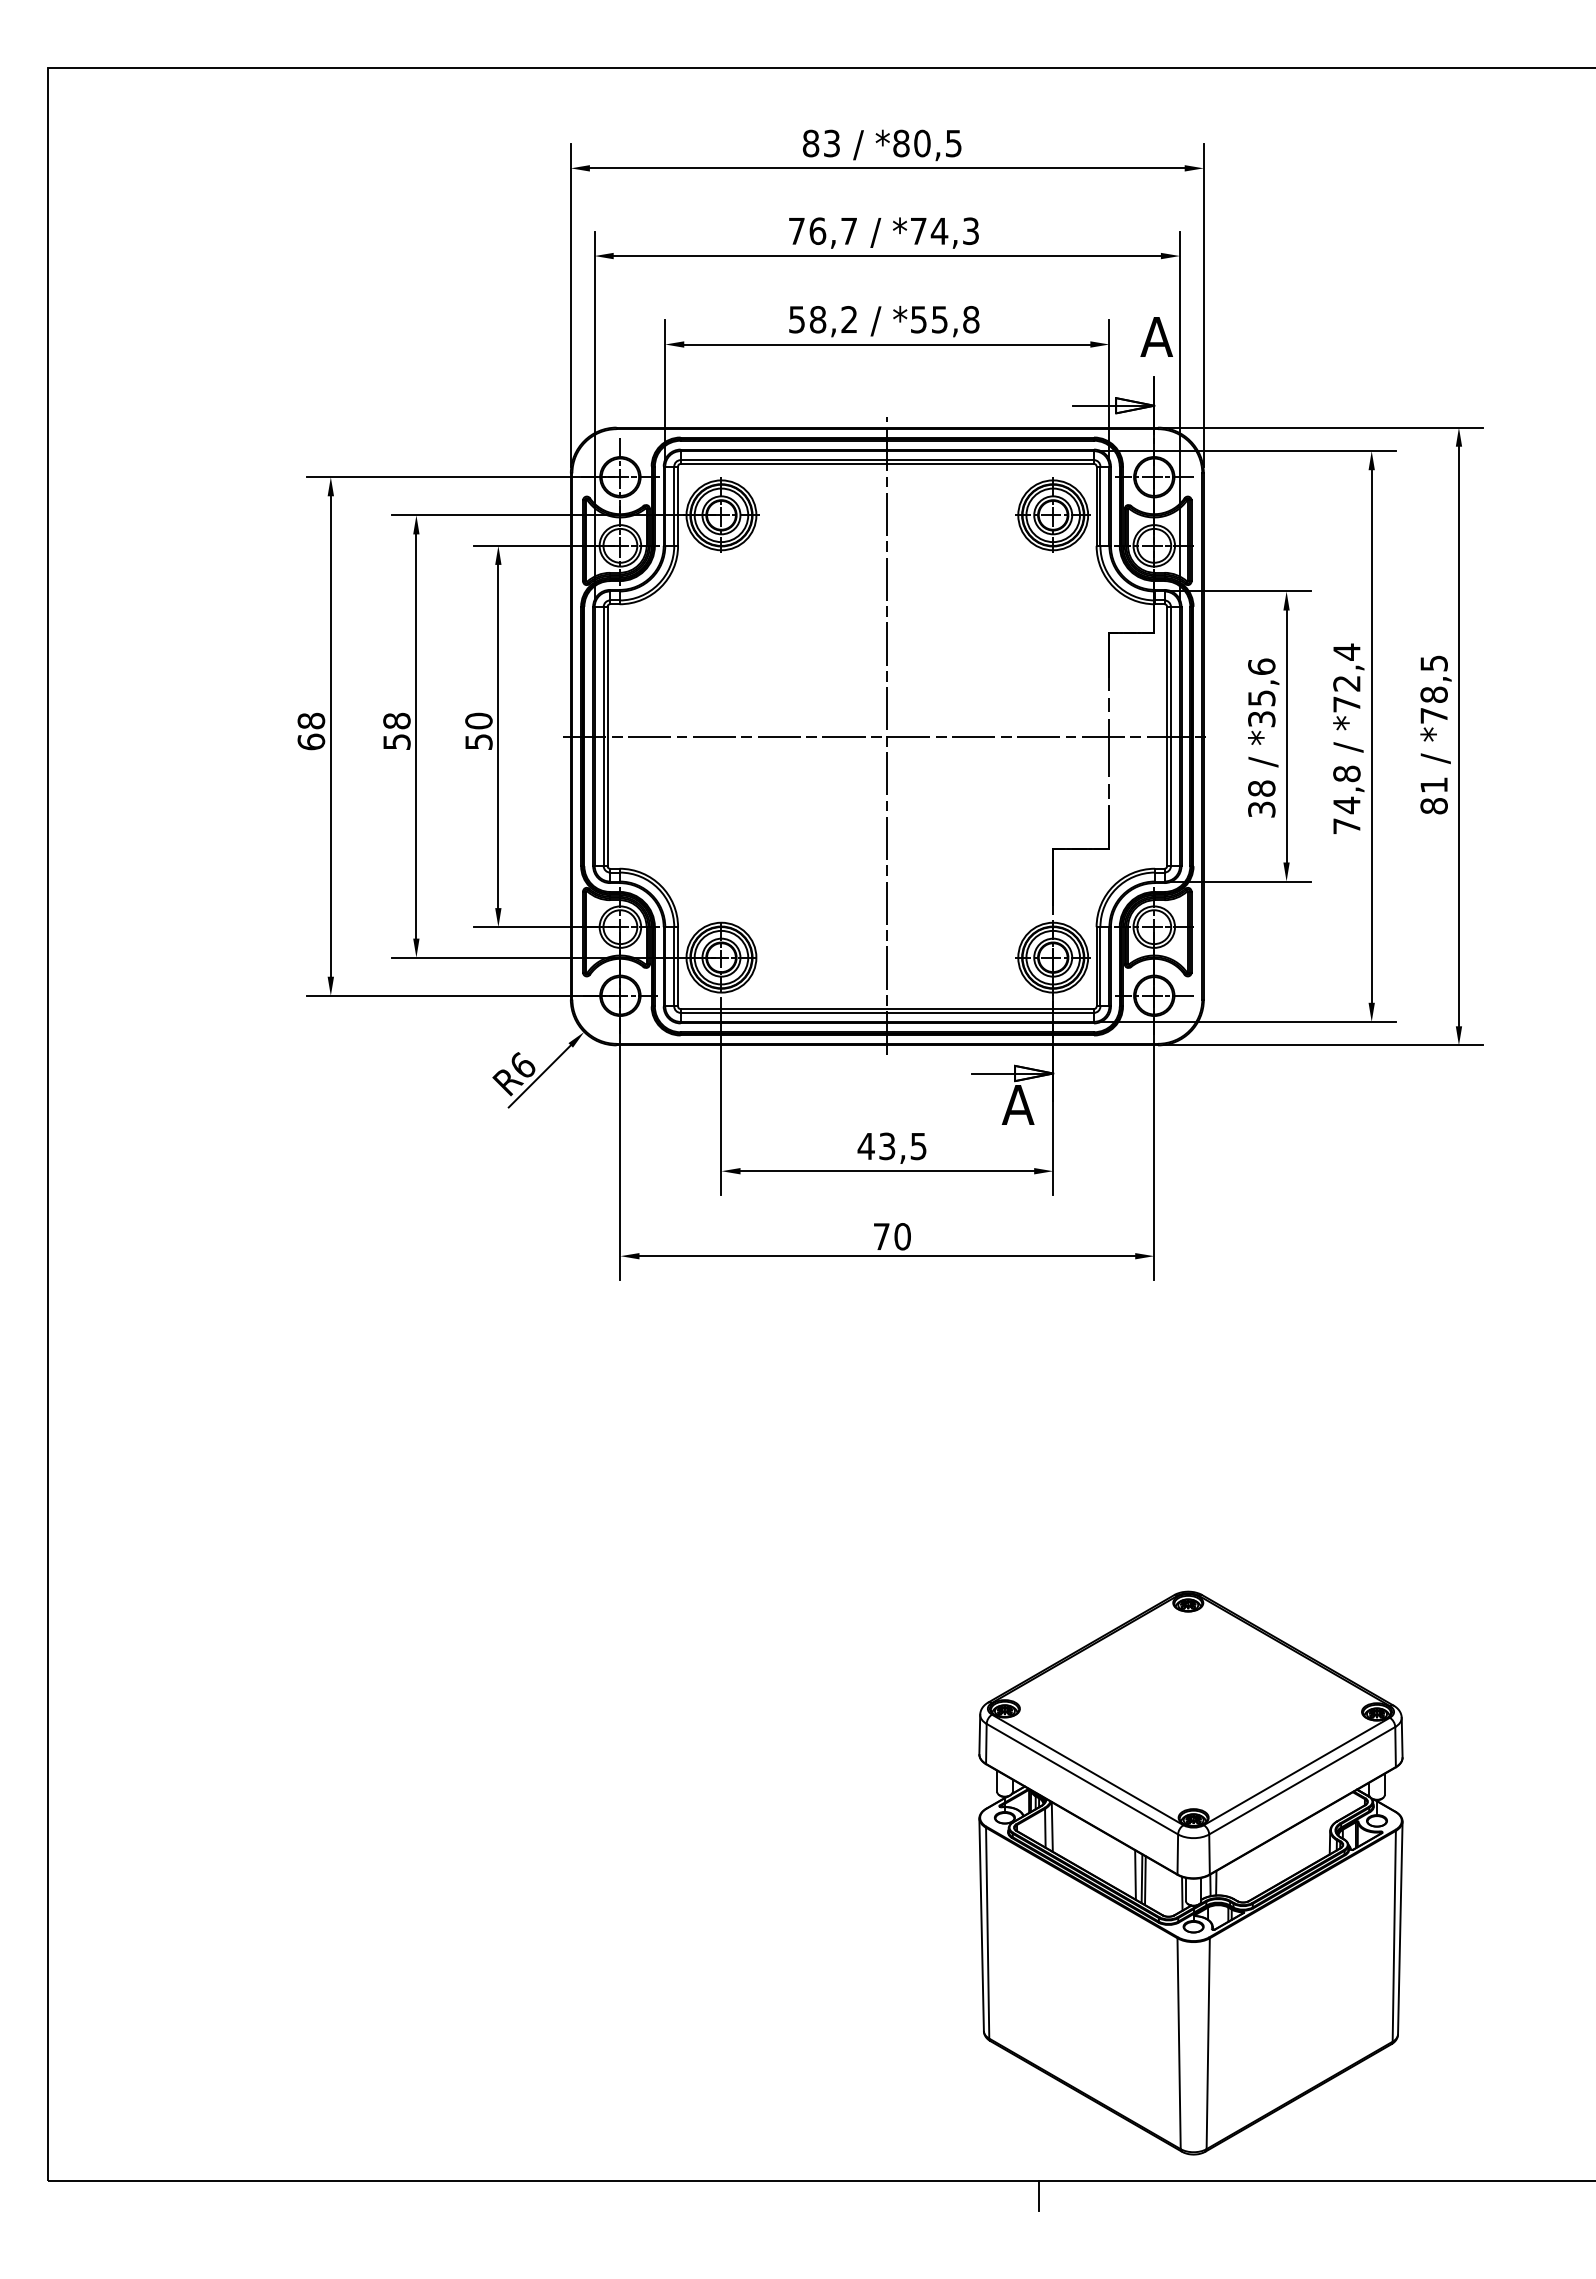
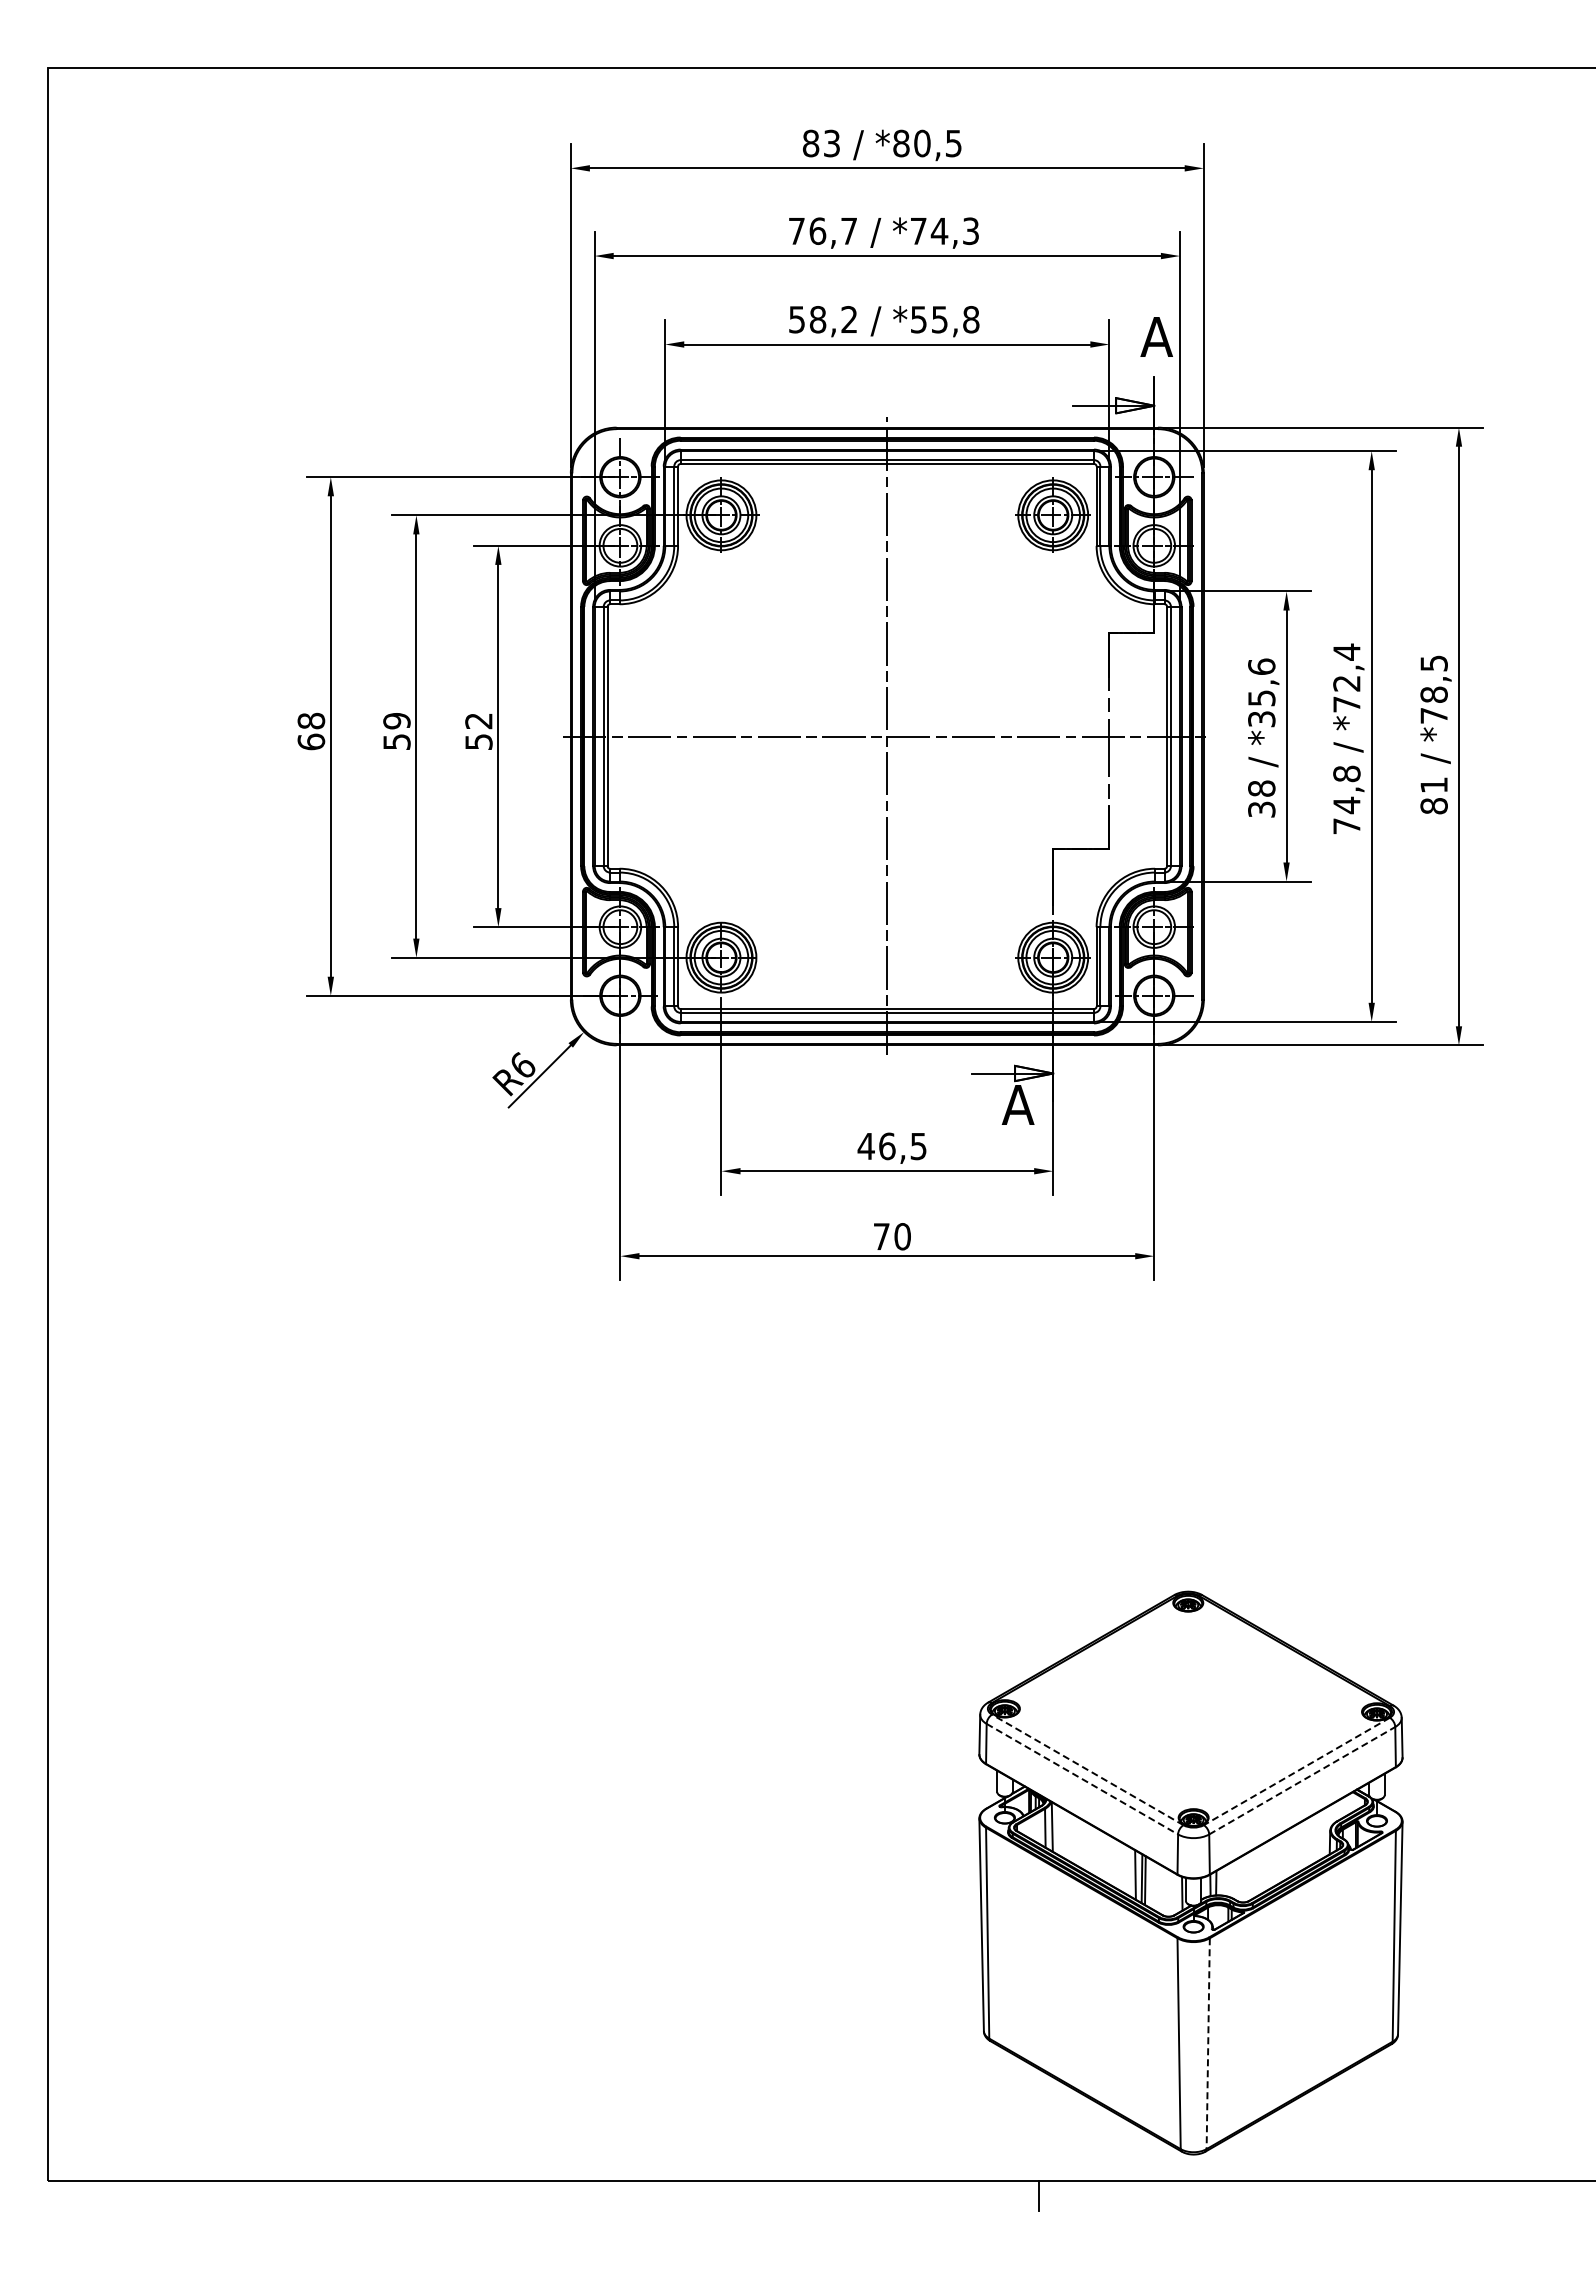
text: 58 -> 59 (396, 720)
text: 50 -> 52 (478, 720)
text: 43,5 -> 46,5 (887, 1146)
line: solid -> dashed (1087, 1769)
line: solid -> dashed (1296, 1771)
line: solid -> dashed (1082, 1779)
line: solid -> dashed (1302, 1780)
line: solid -> dashed (1208, 2044)
